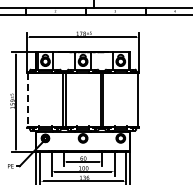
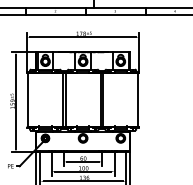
line: dashed -> solid (27, 100)
